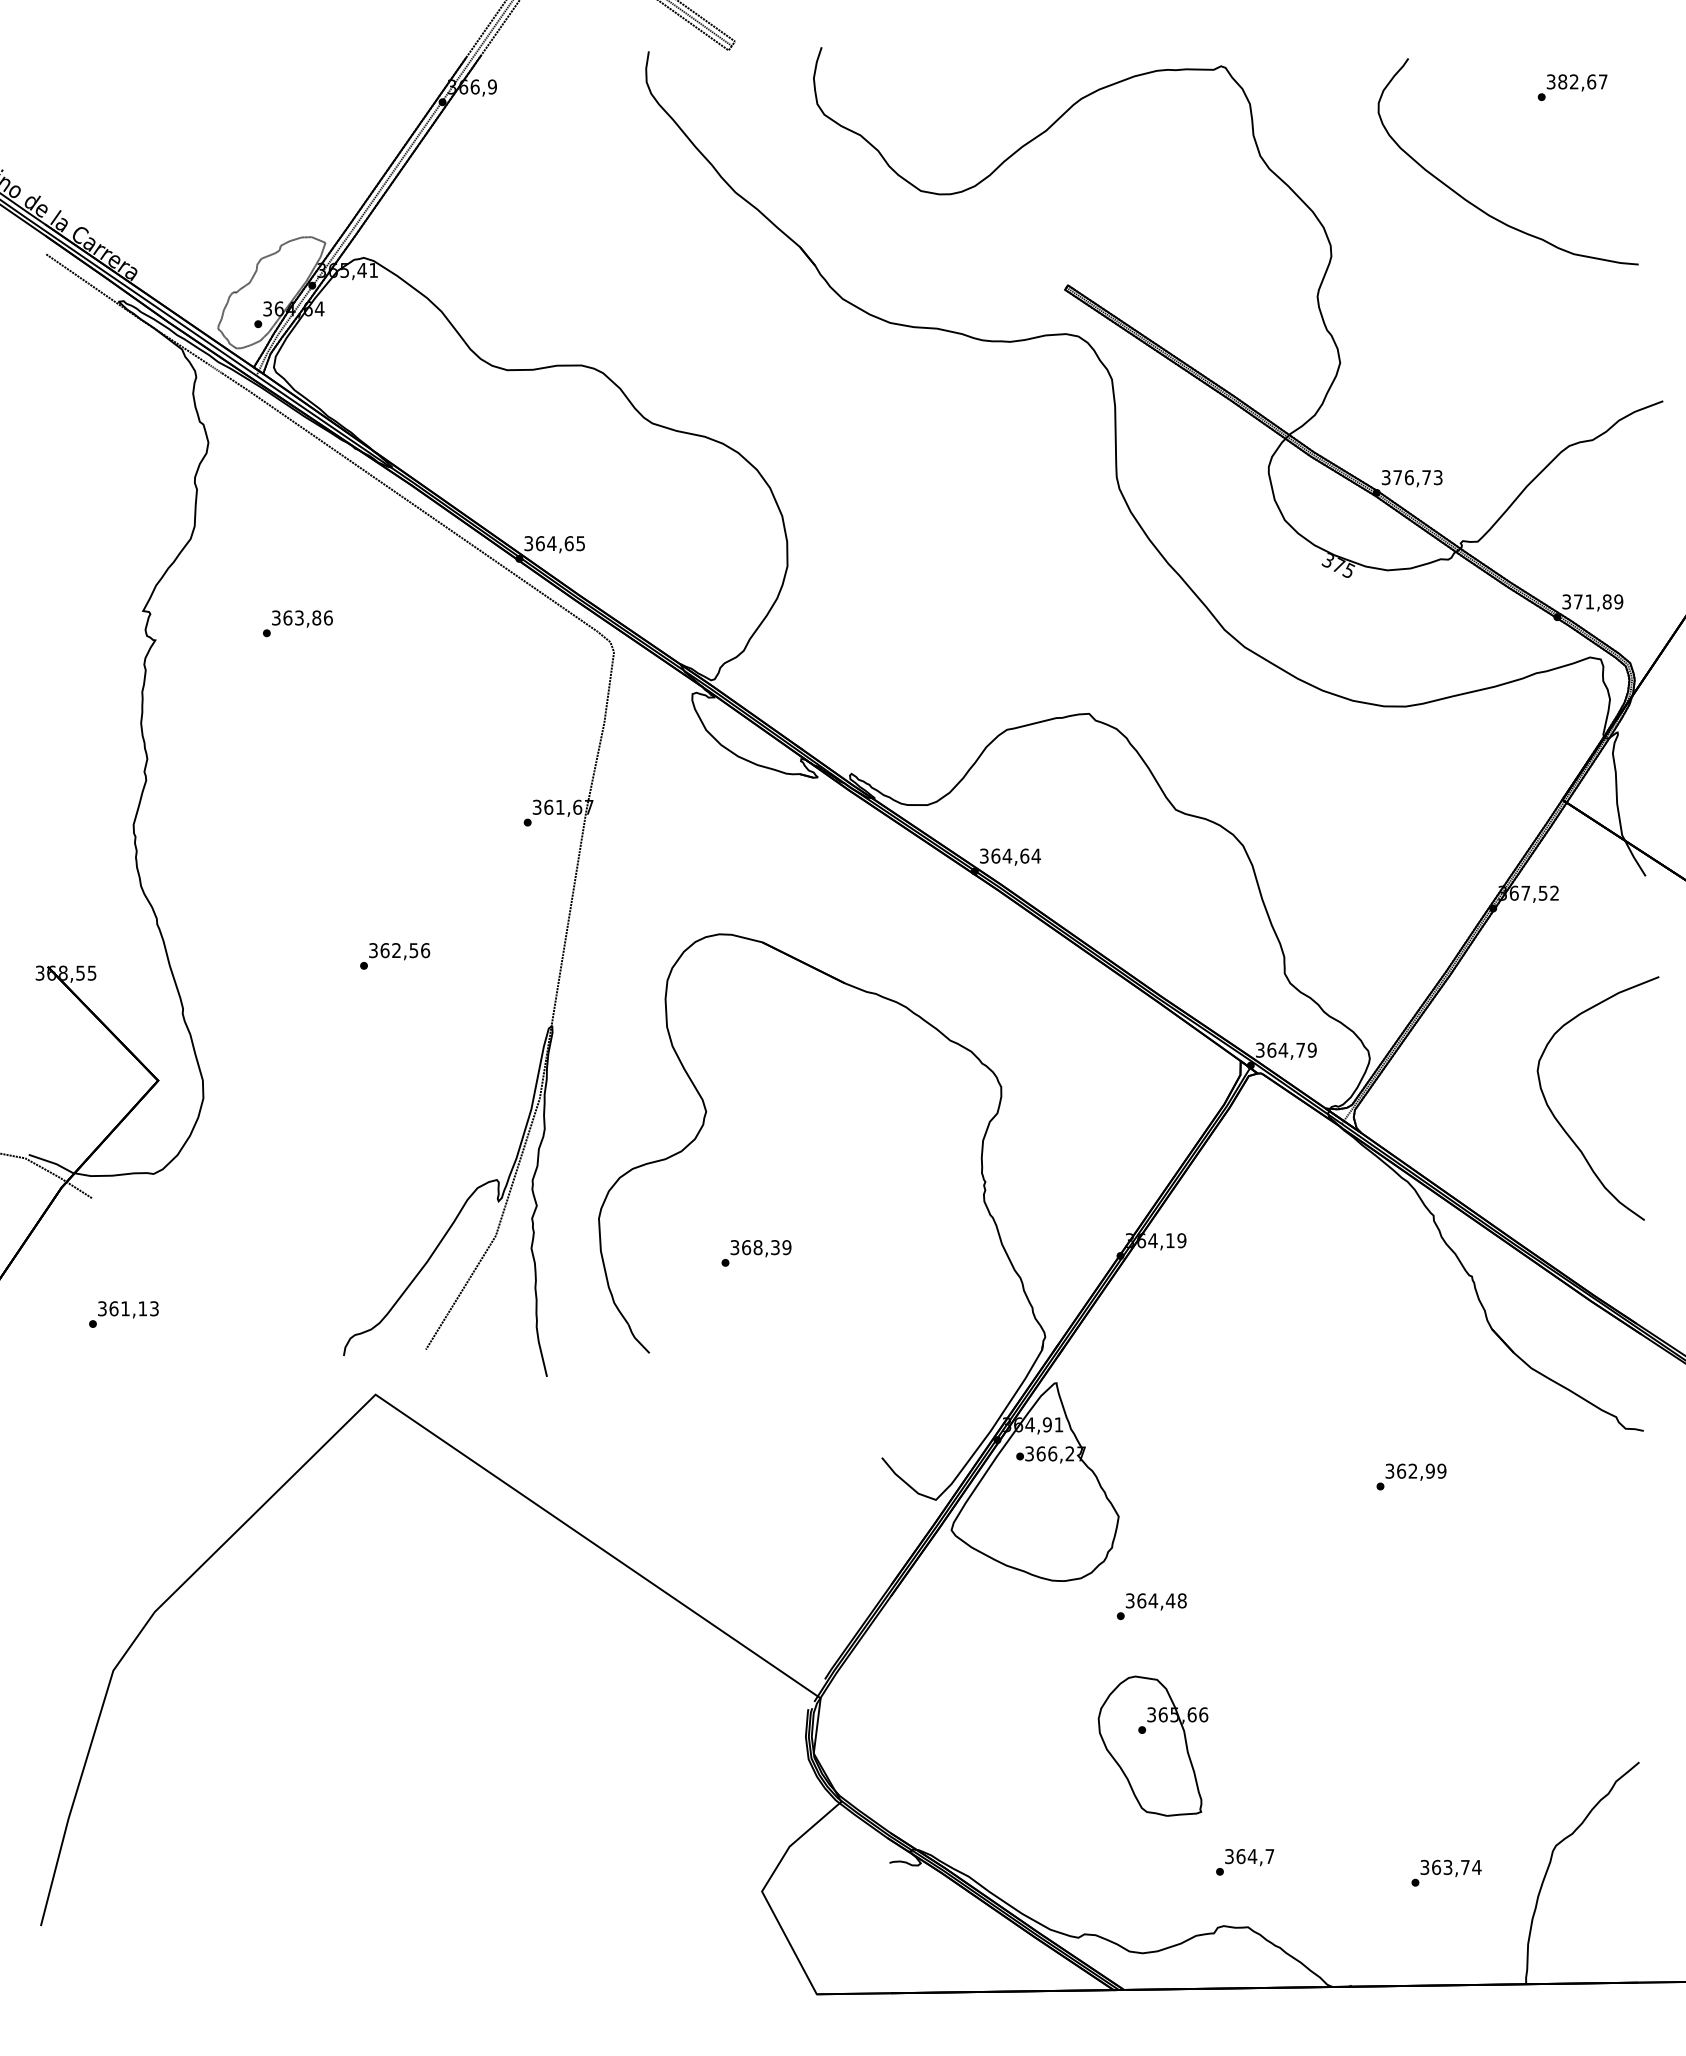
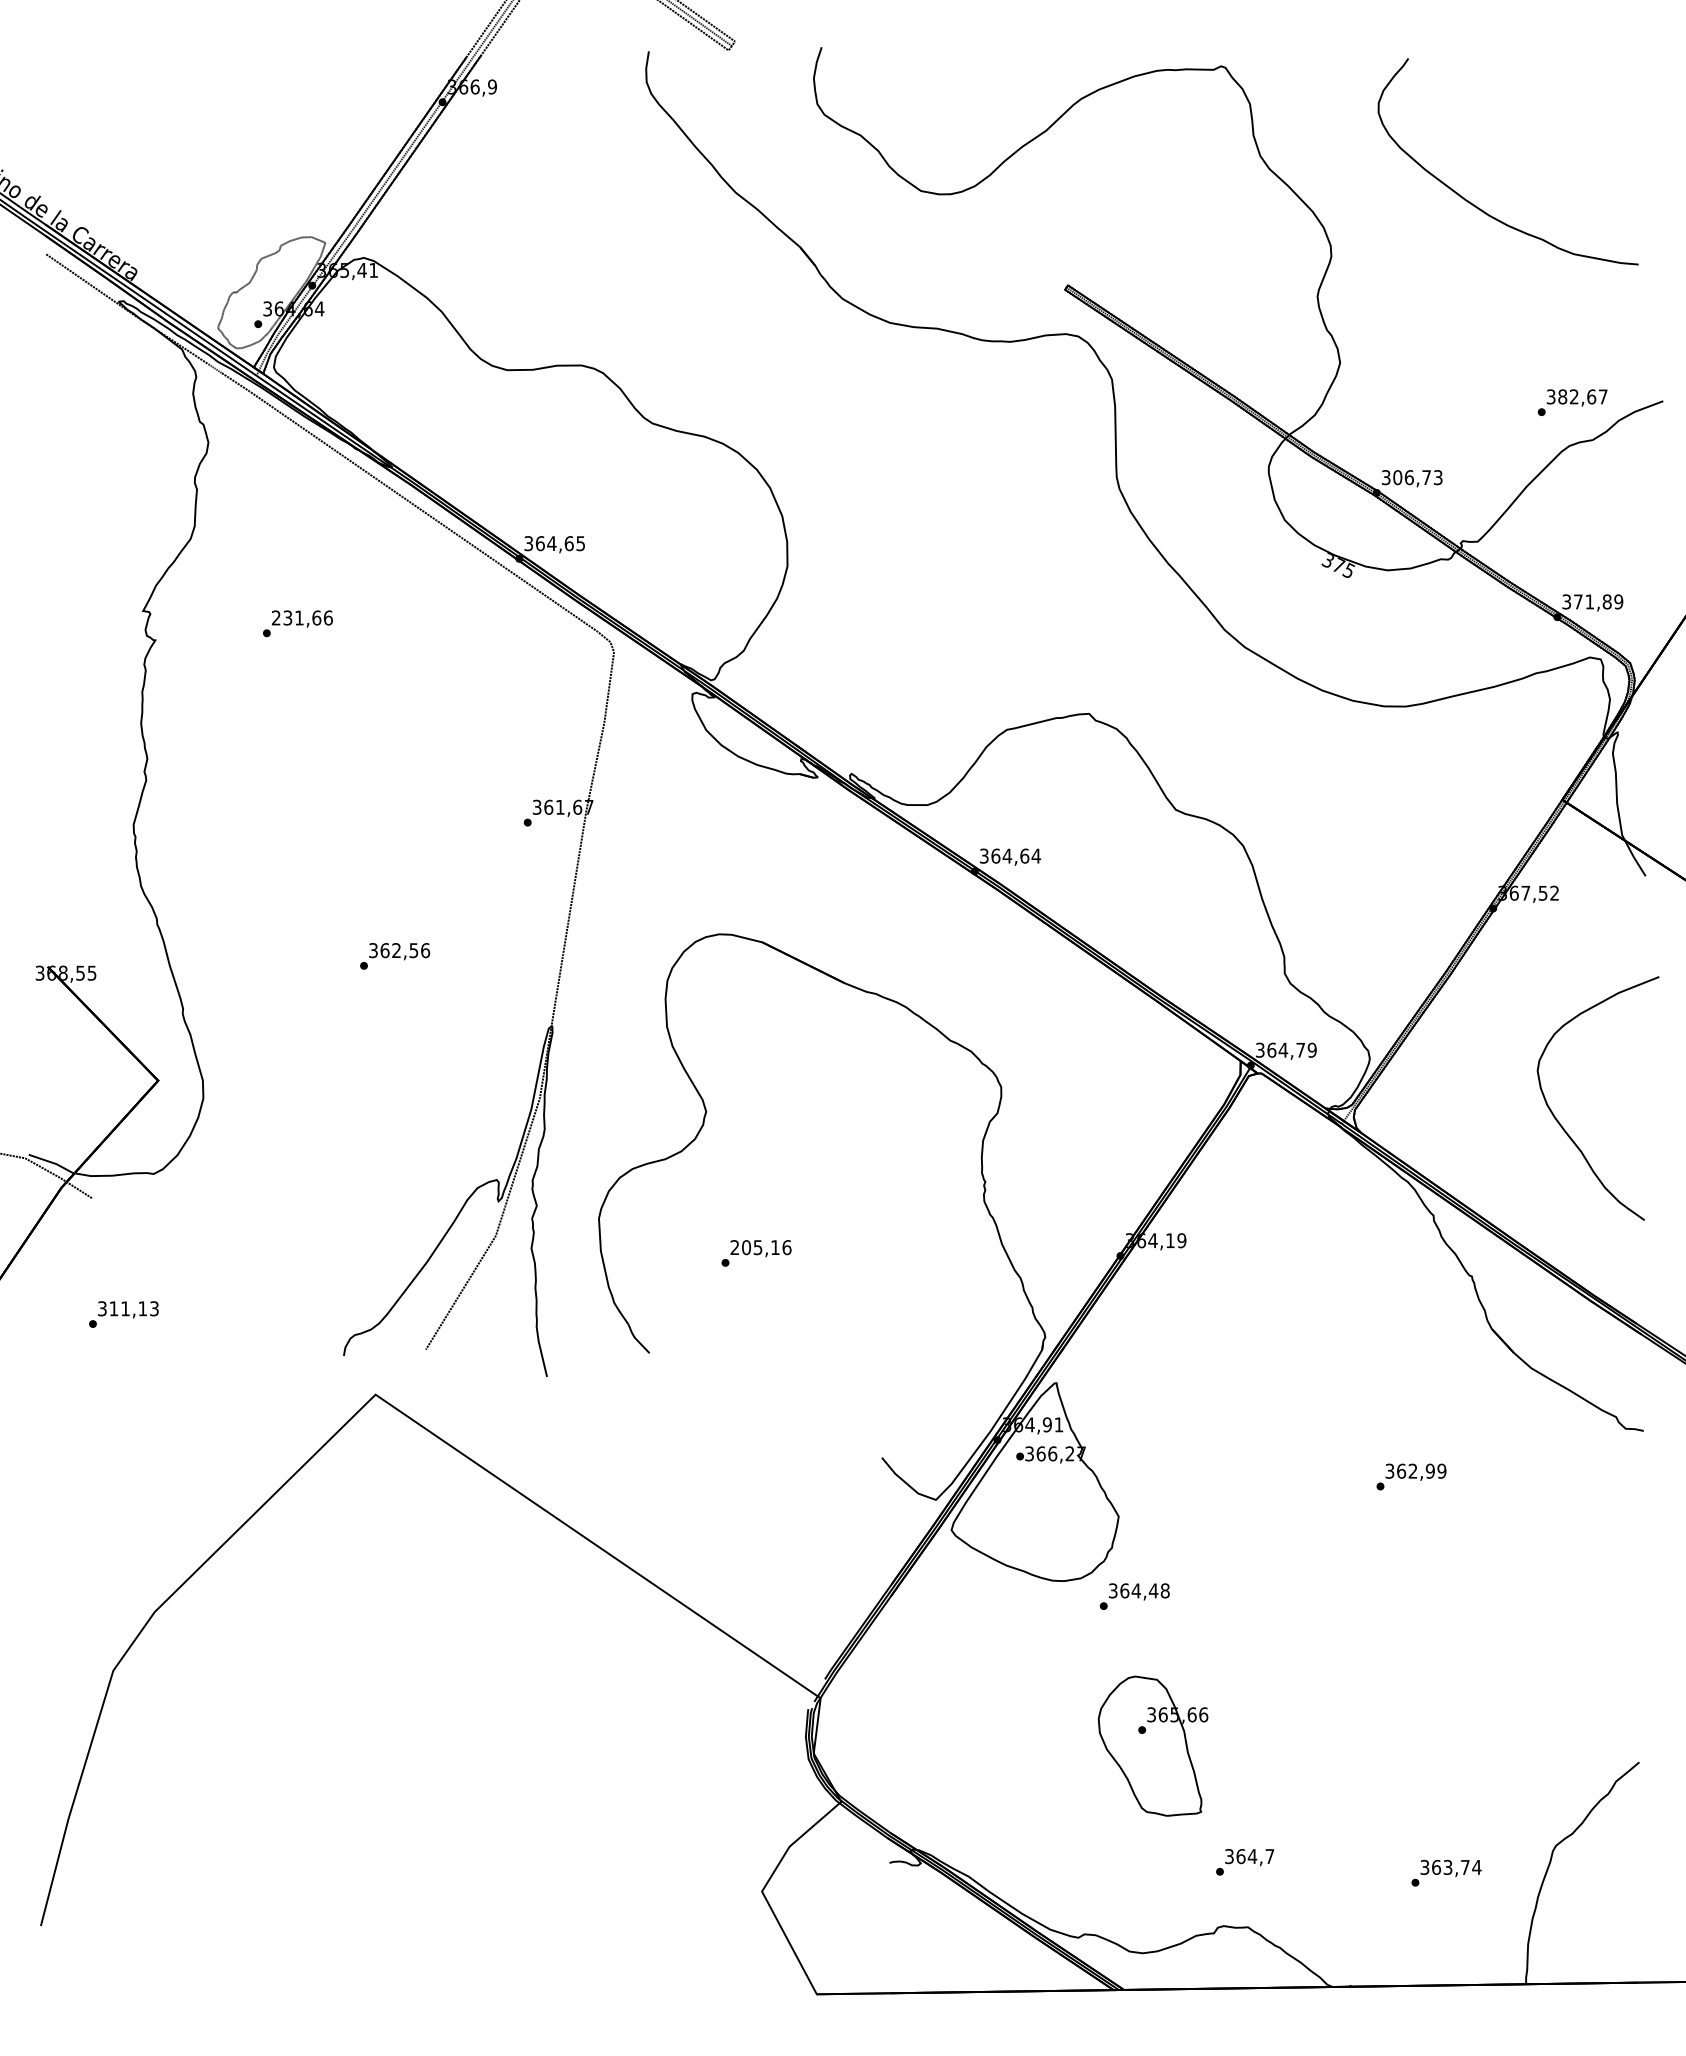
text position: (1572, 87) -> (1572, 402) (1572, 402)
text: 376,73 -> 306,73 (1397, 477)
text: 363,86 -> 231,66 (296, 617)
text: 368,39 -> 205,16 (760, 1247)
text: 361,13 -> 311,13 (113, 1308)
text position: (1151, 1606) -> (1134, 1596) (1134, 1596)
